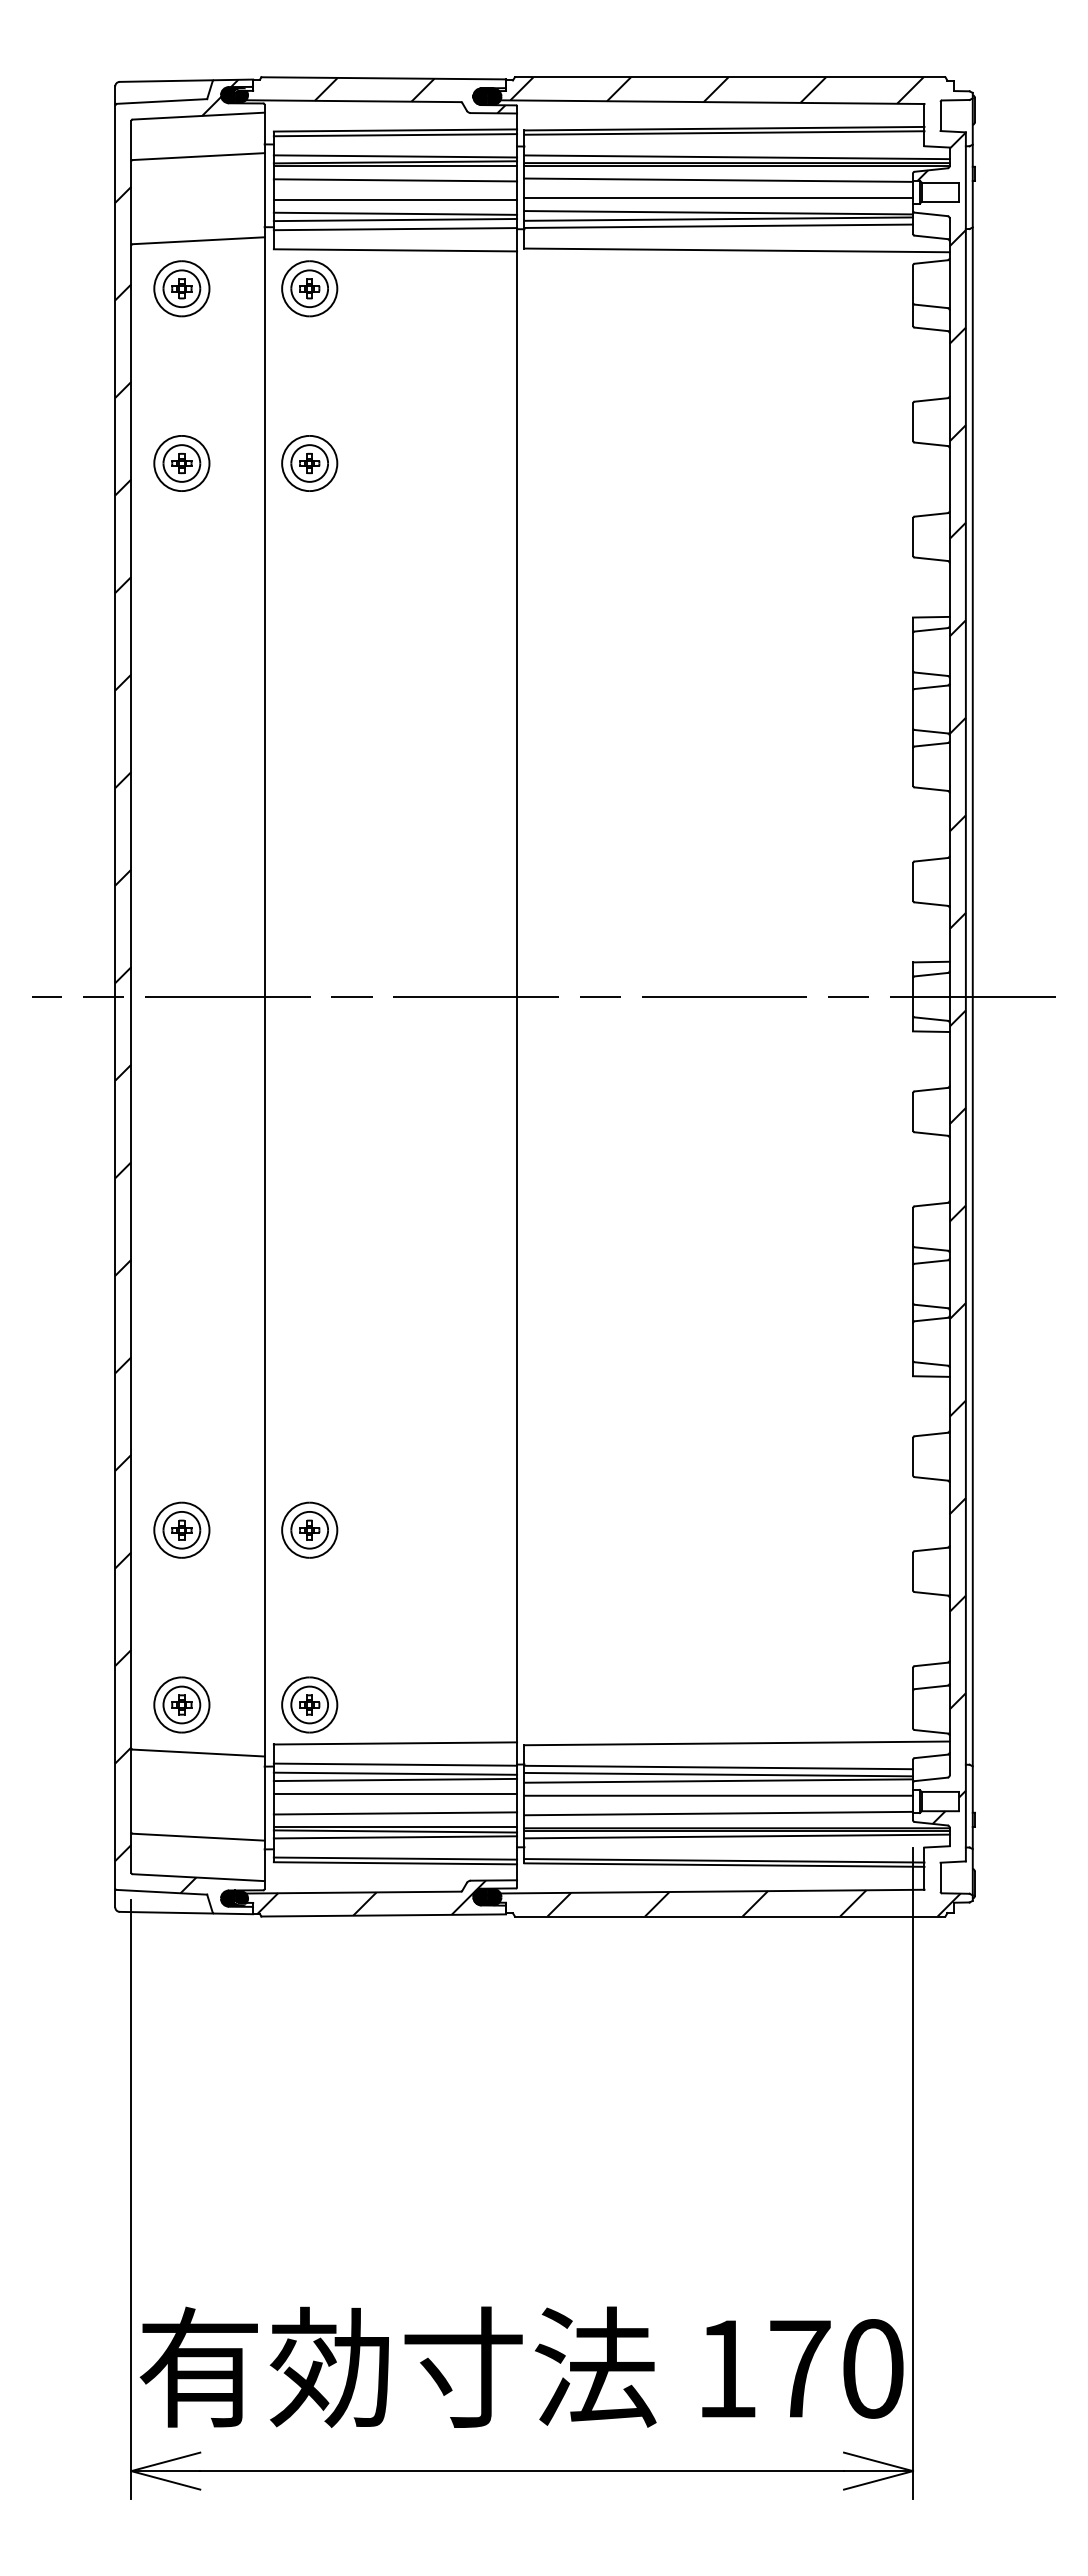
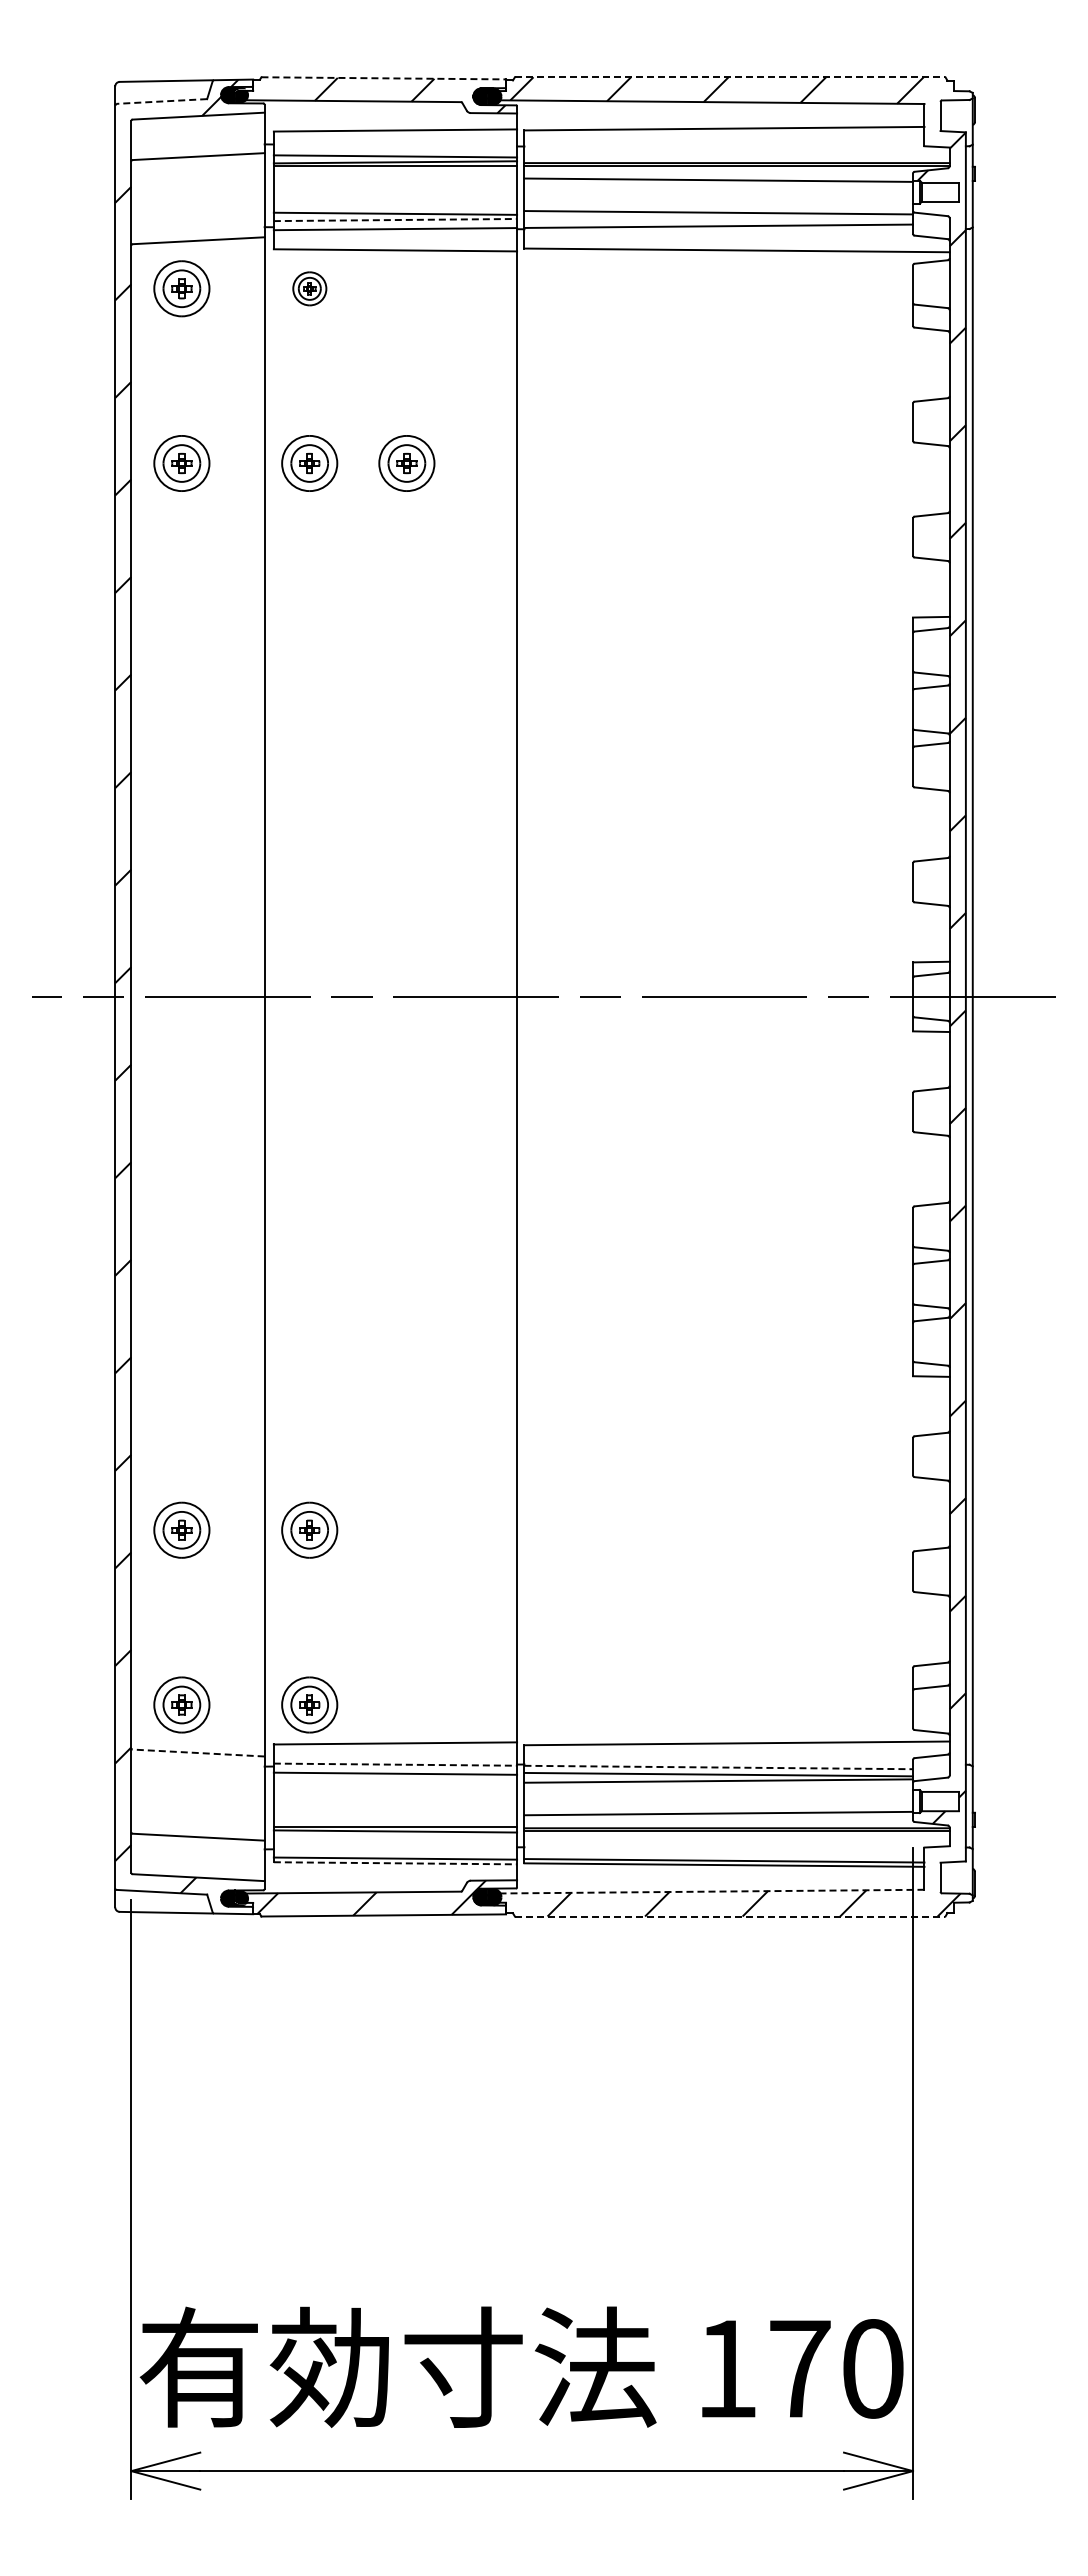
line: solid -> dashed (730, 77)
line: solid -> dashed (384, 78)
line: solid -> dashed (161, 101)
line: present -> none (724, 132)
line: present -> none (395, 135)
line: present -> none (736, 157)
line: present -> none (395, 180)
line: present -> none (718, 198)
line: present -> none (395, 199)
line: present -> none (718, 218)
line: solid -> dashed (395, 220)
part size: 58x58 px -> 36x36 px (309, 288)
part: none -> present (406, 463)
line: solid -> dashed (198, 1753)
line: solid -> dashed (395, 1764)
line: solid -> dashed (719, 1767)
line: present -> none (395, 1779)
line: present -> none (395, 1794)
line: present -> none (718, 1795)
line: present -> none (395, 1813)
line: present -> none (736, 1836)
line: present -> none (395, 1837)
line: solid -> dashed (395, 1863)
line: solid -> dashed (707, 1891)
line: solid -> dashed (730, 1916)
